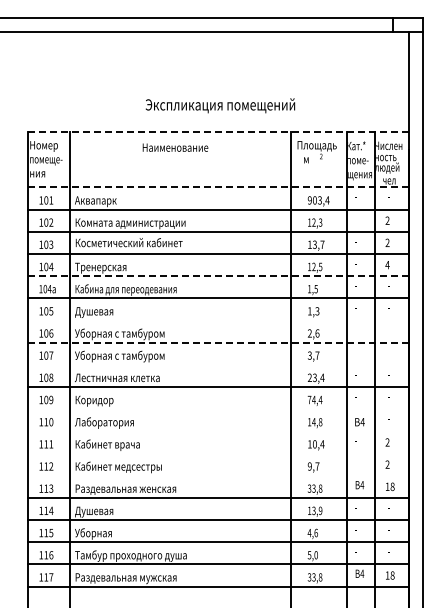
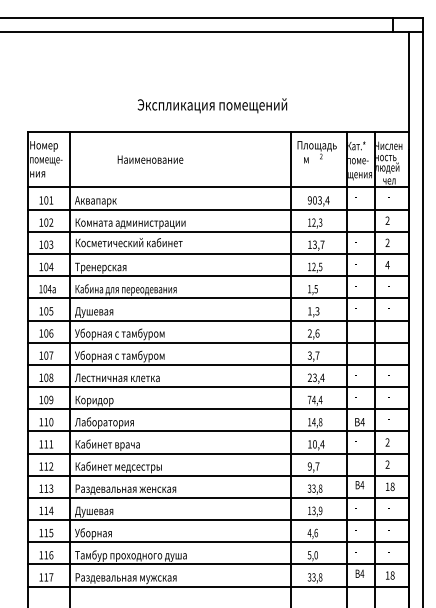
text position: (220, 105) -> (212, 105) (212, 105)
line: dashed -> solid (219, 132)
text position: (175, 147) -> (150, 159) (150, 159)
line: dashed -> solid (219, 187)
line: dashed -> solid (219, 276)
line: none -> present (218, 320)
line: dashed -> solid (219, 342)
line: none -> present (218, 364)
line: none -> present (218, 409)
line: none -> present (218, 431)
line: none -> present (218, 453)
line: none -> present (218, 475)
